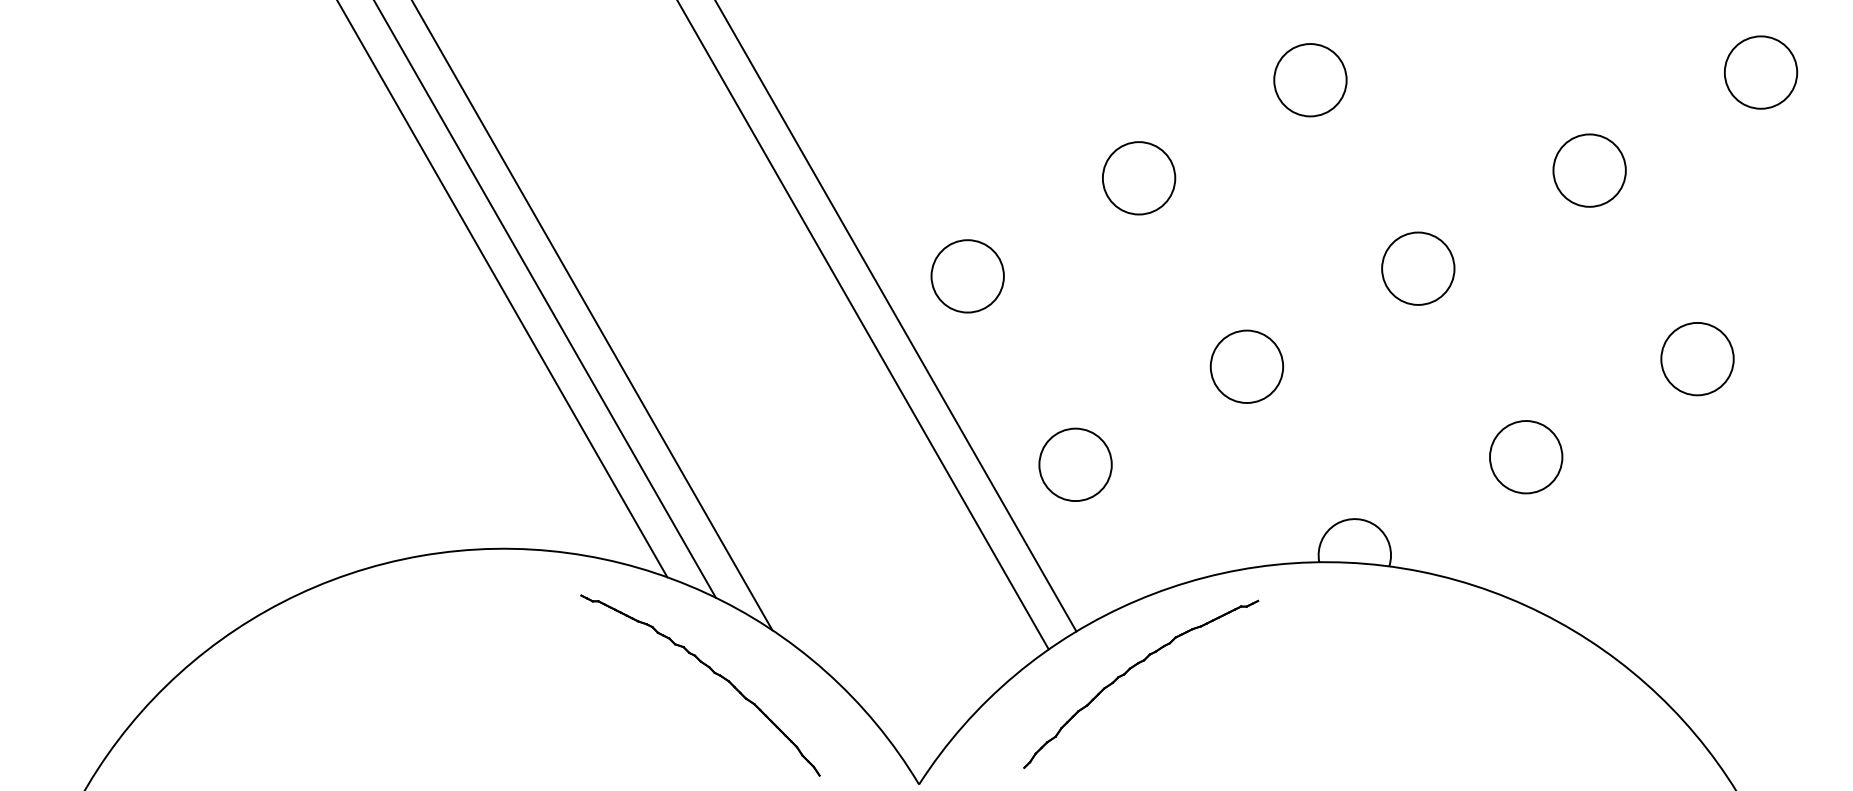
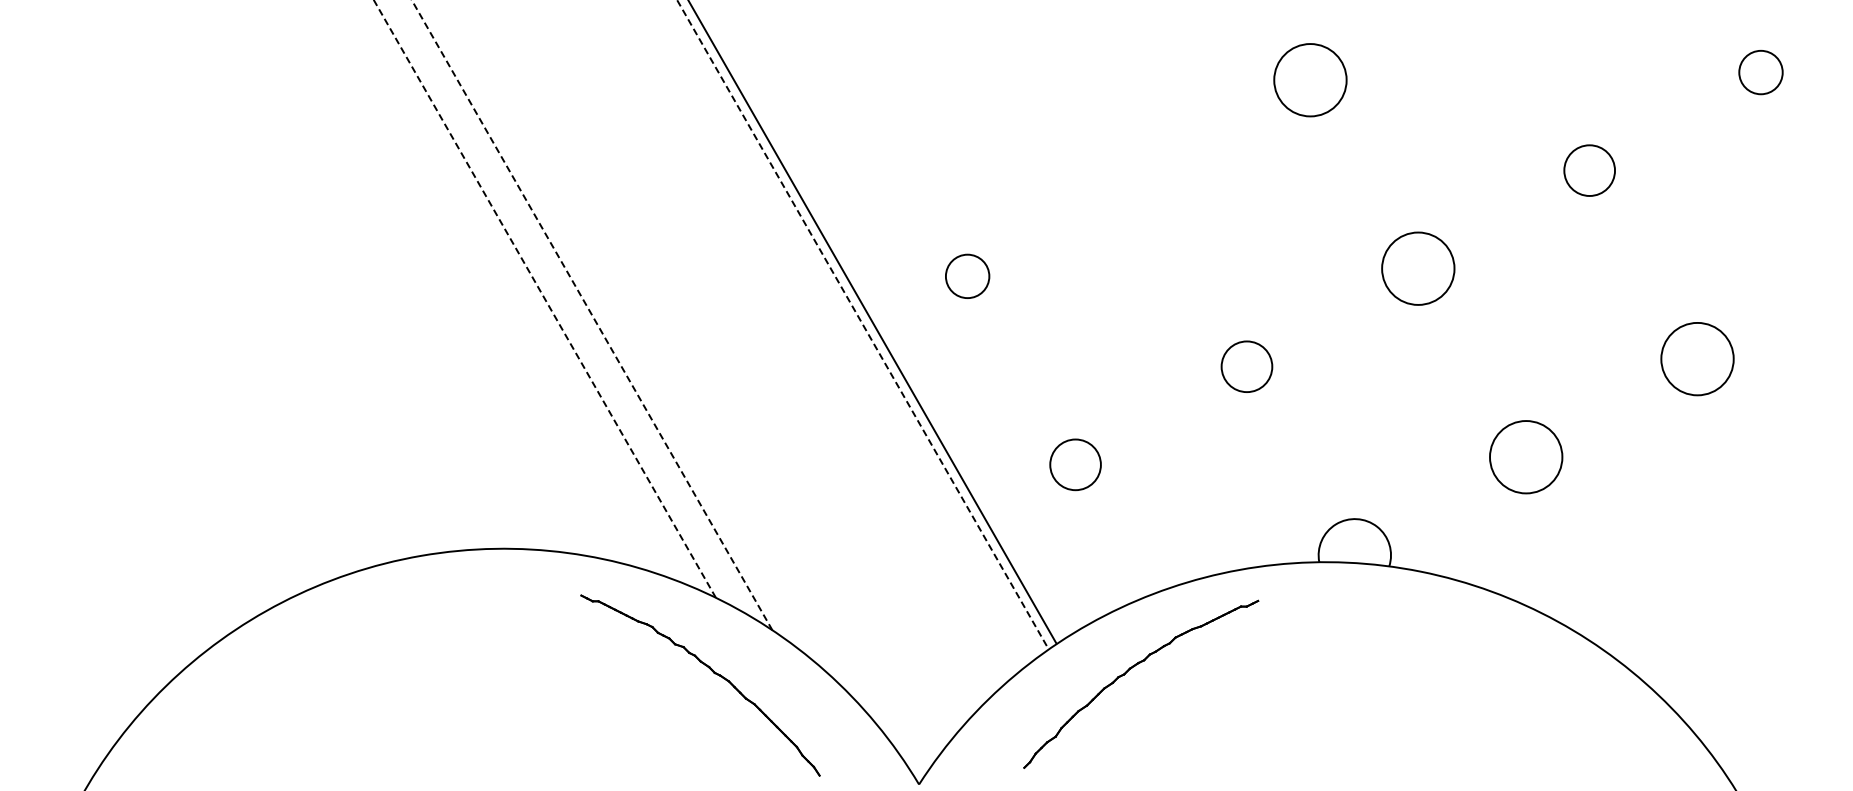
circle size: 76x75 px -> 46x46 px (1760, 72)
circle diameter: 72 px -> 51 px (1589, 170)
circle: present -> none (1139, 178)
circle size: 75x75 px -> 46x46 px (967, 275)
line: present -> none (502, 289)
line: solid -> dashed (544, 298)
line: solid -> dashed (592, 315)
line position: (896, 316) -> (872, 322) (872, 322)
line: solid -> dashed (863, 325)
circle diameter: 72 px -> 51 px (1246, 366)
circle diameter: 72 px -> 51 px (1075, 464)
